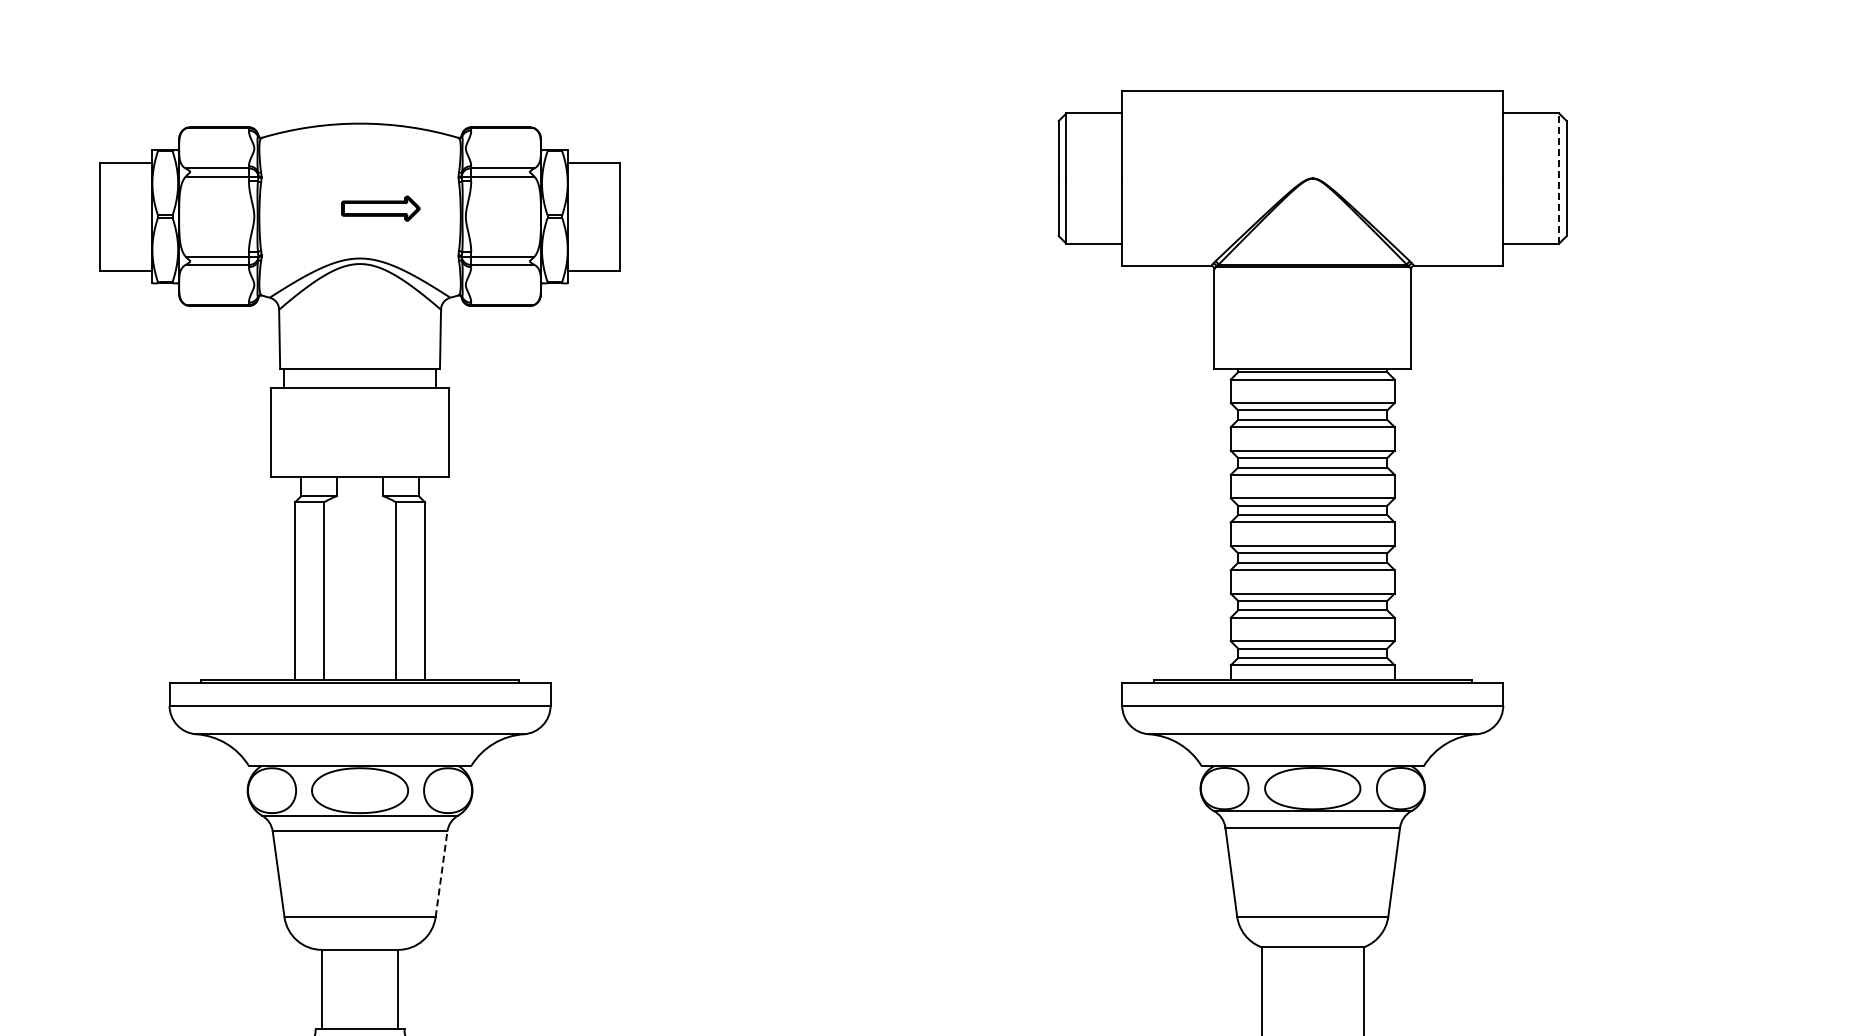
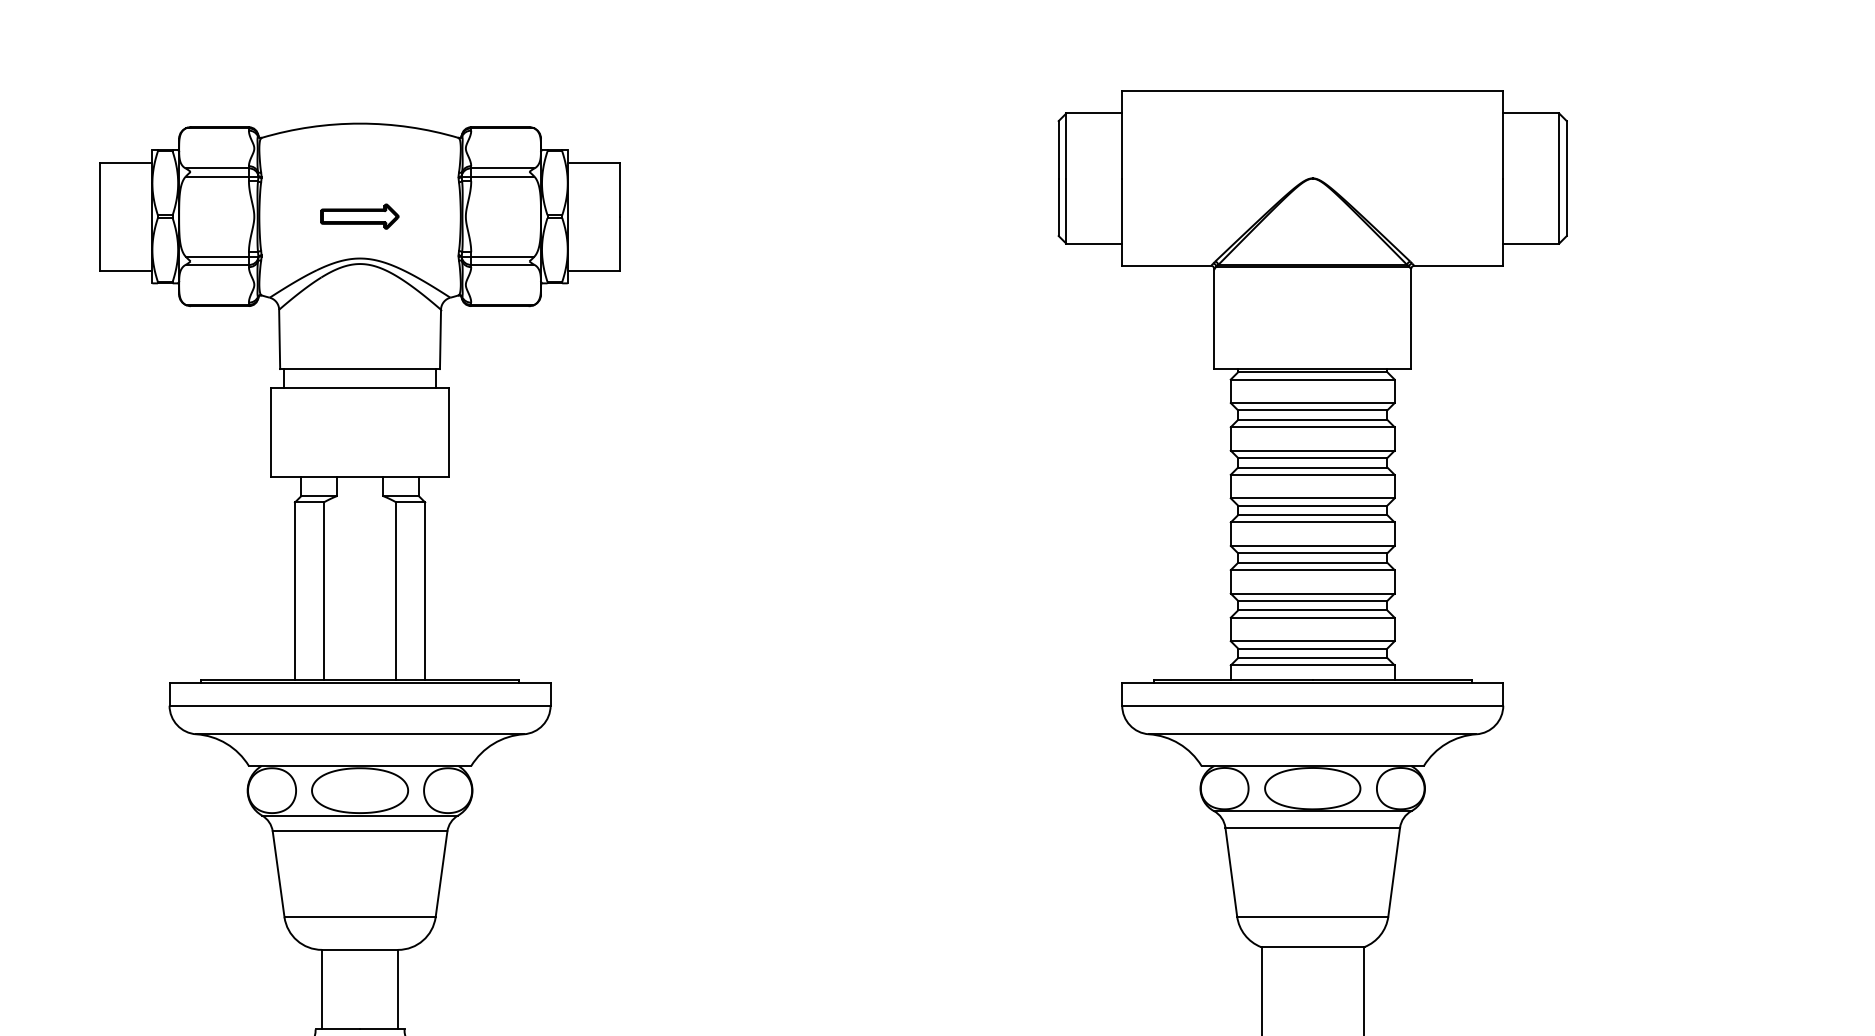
line: dashed -> solid (1559, 178)
part position: (380, 208) -> (359, 216) (359, 216)
line: dashed -> solid (441, 873)
